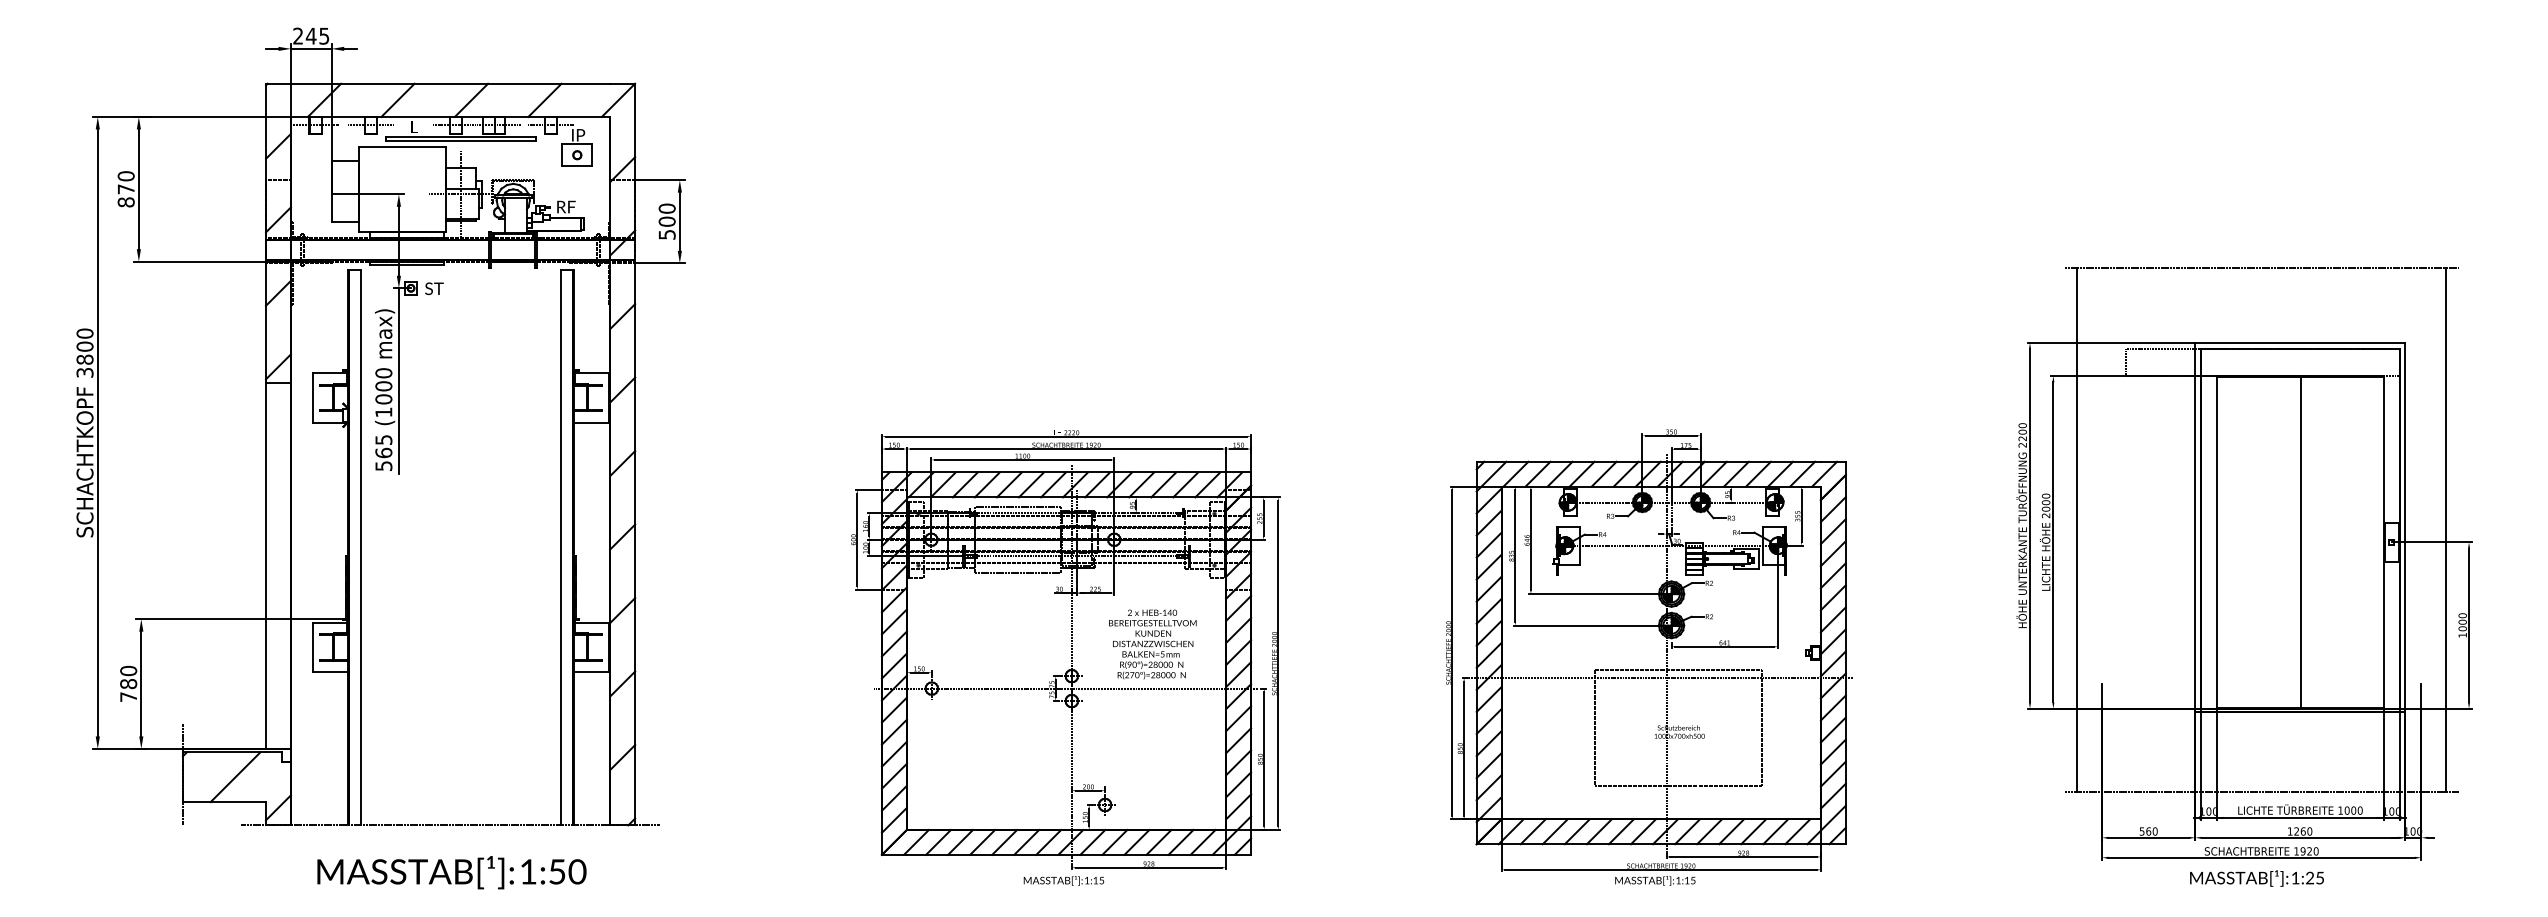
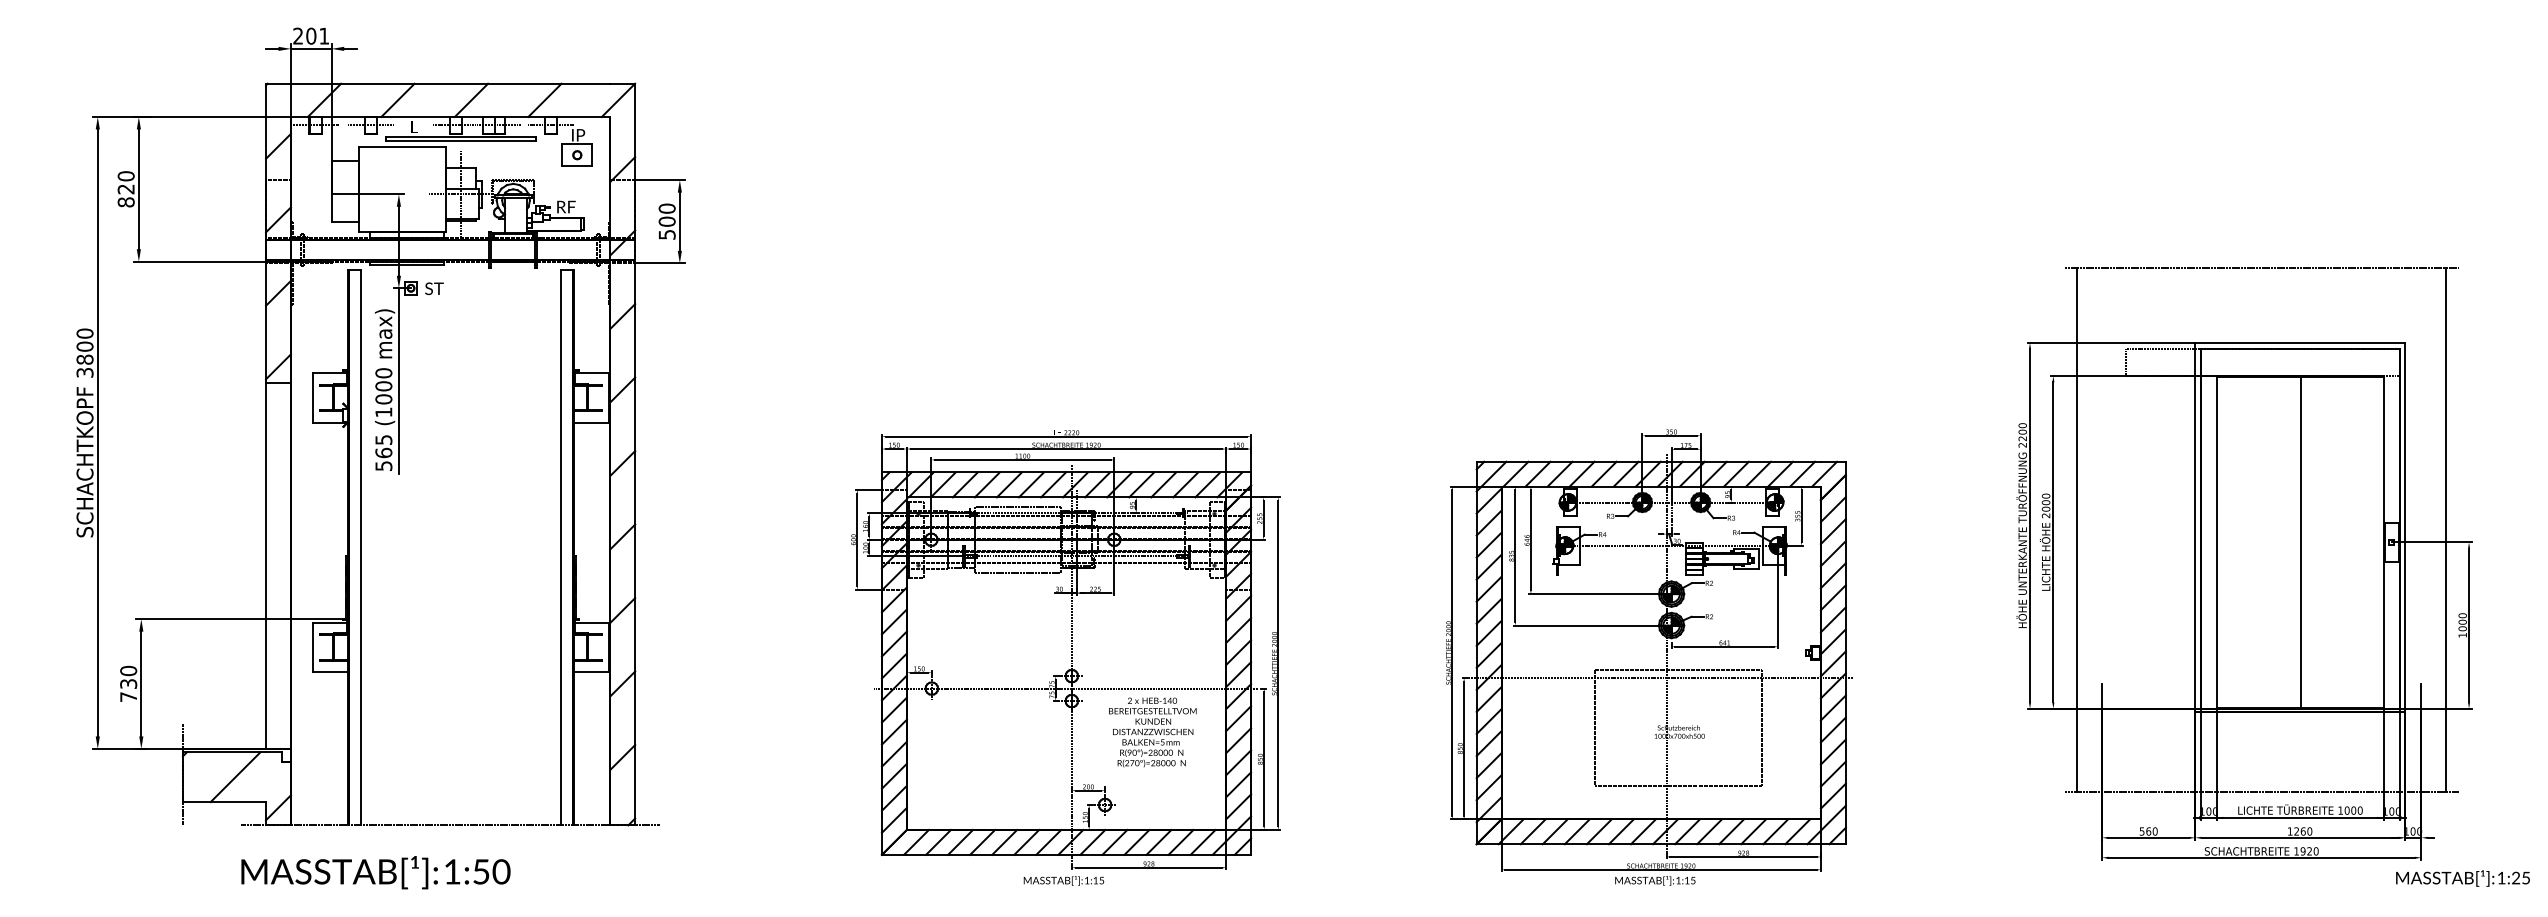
text: 245 -> 201 (317, 35)
text: 870 -> 820 (125, 189)
text position: (1152, 644) -> (1152, 732) (1152, 732)
text: 780 -> 730 (128, 684)
text position: (451, 872) -> (375, 872) (375, 872)
text position: (2256, 878) -> (2462, 878) (2462, 878)
